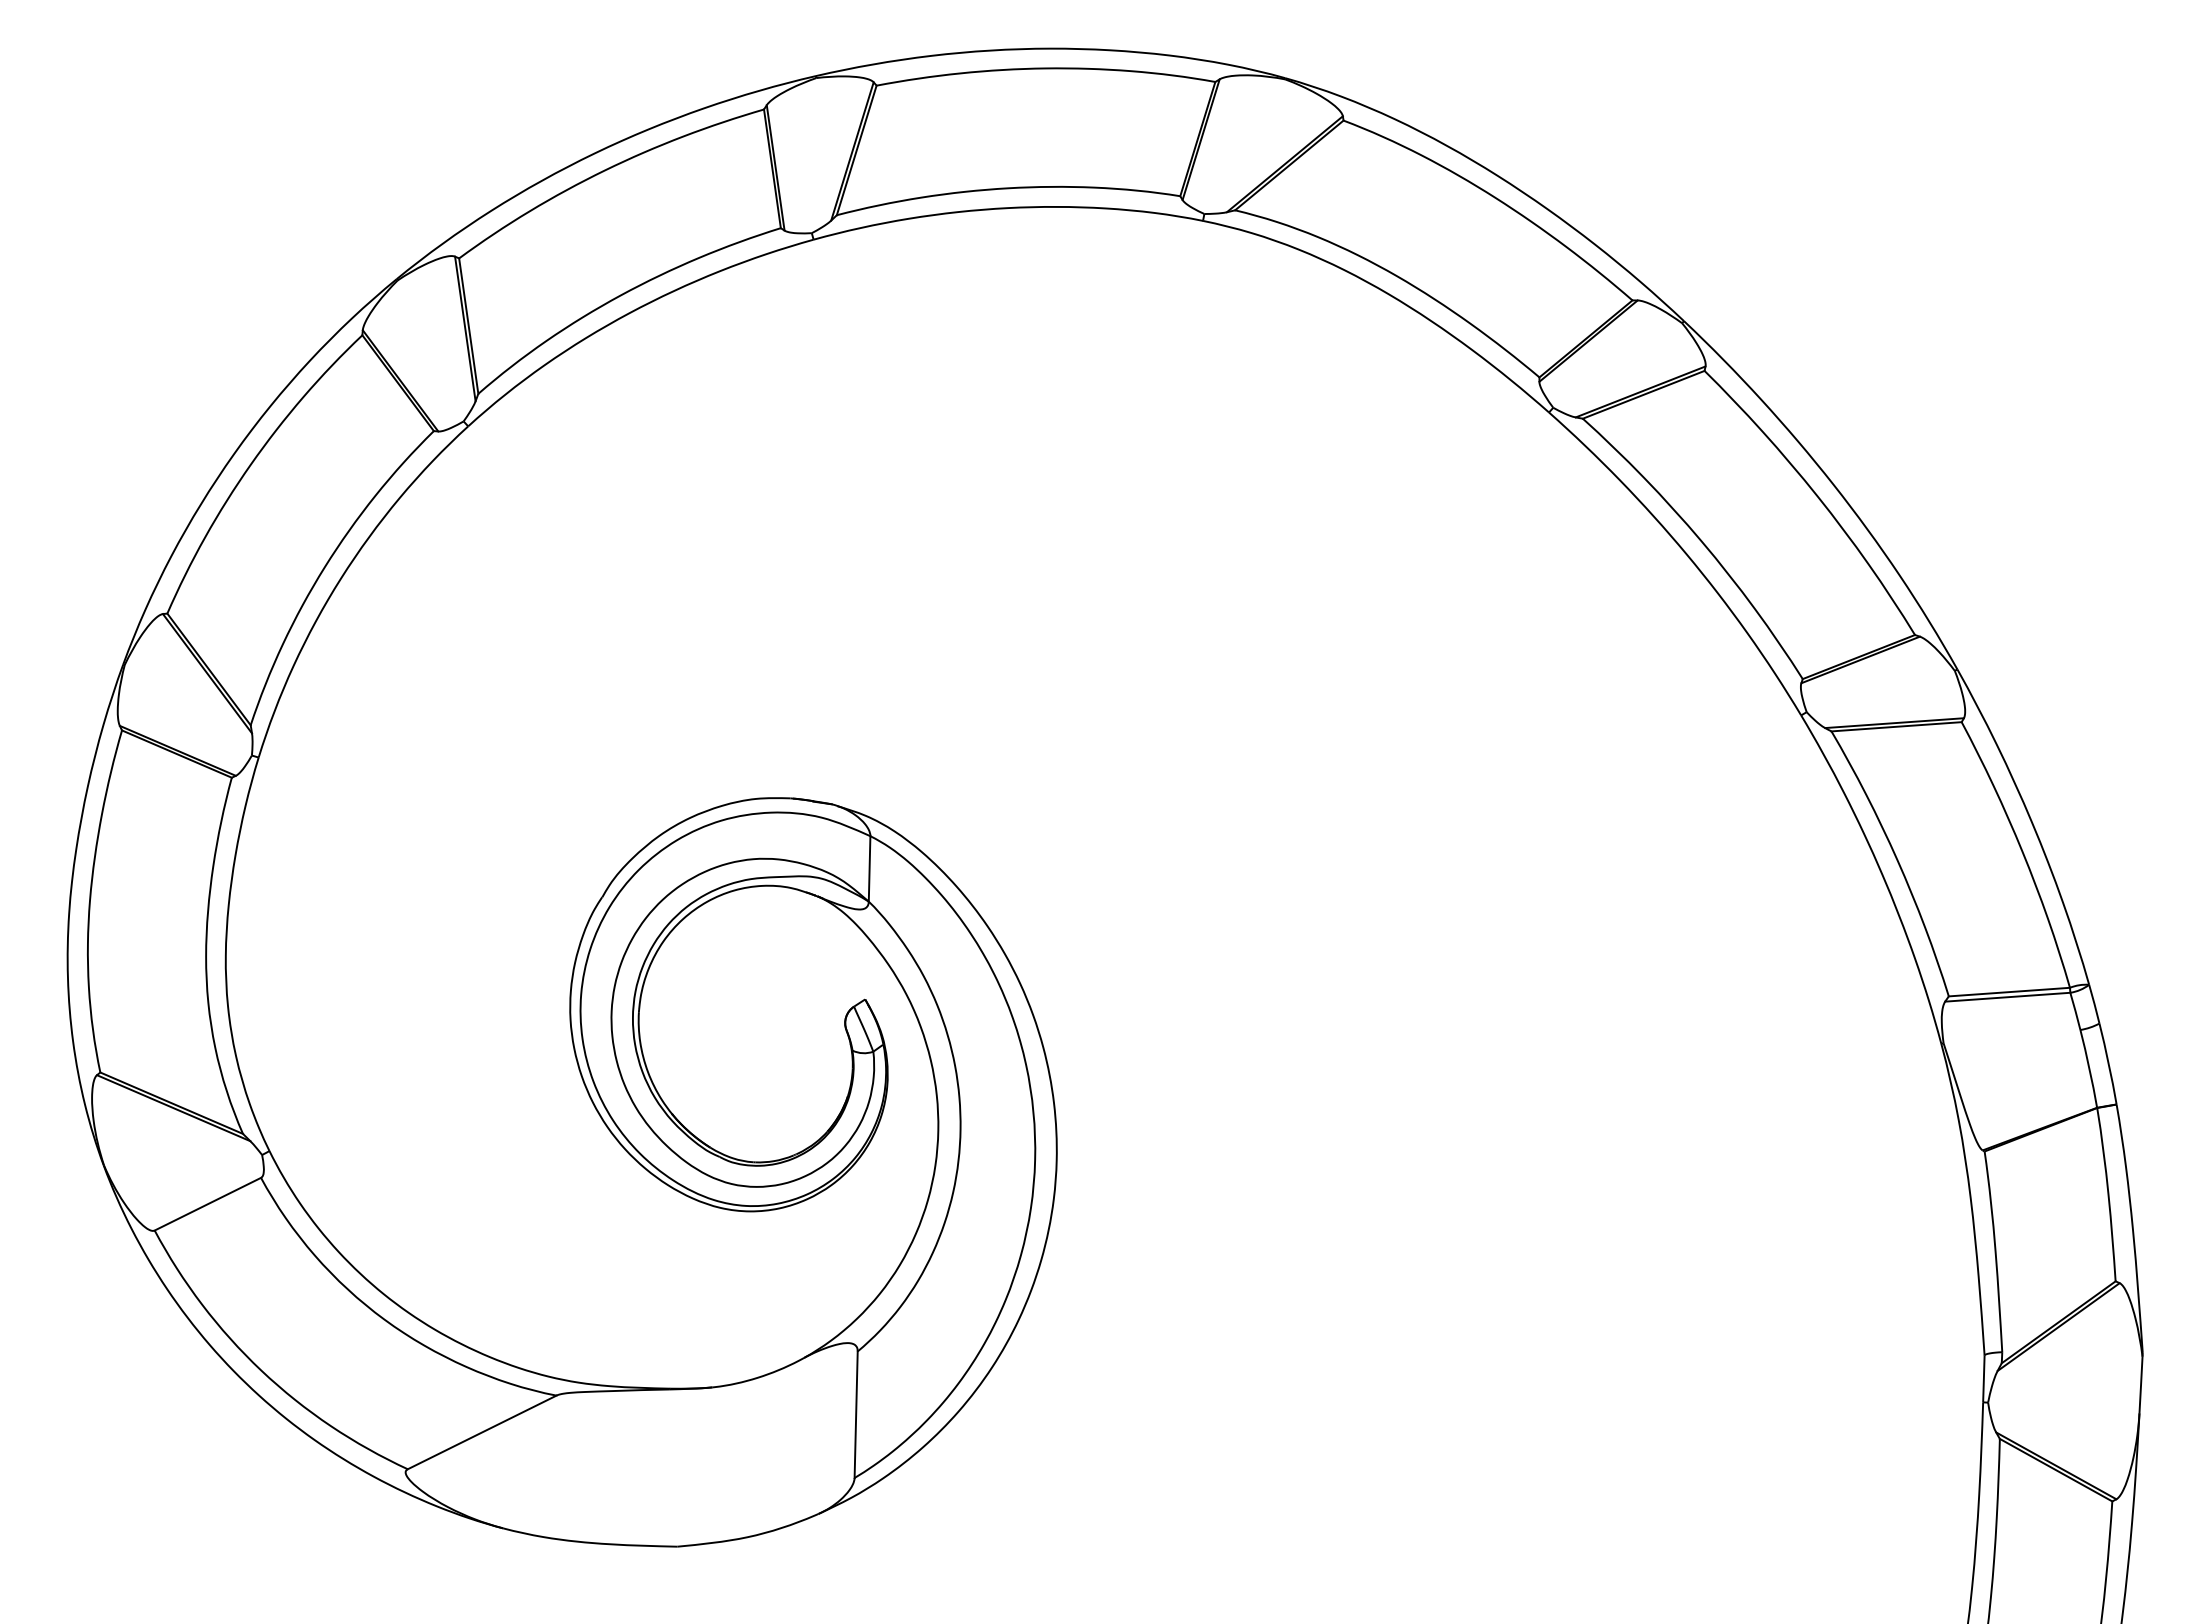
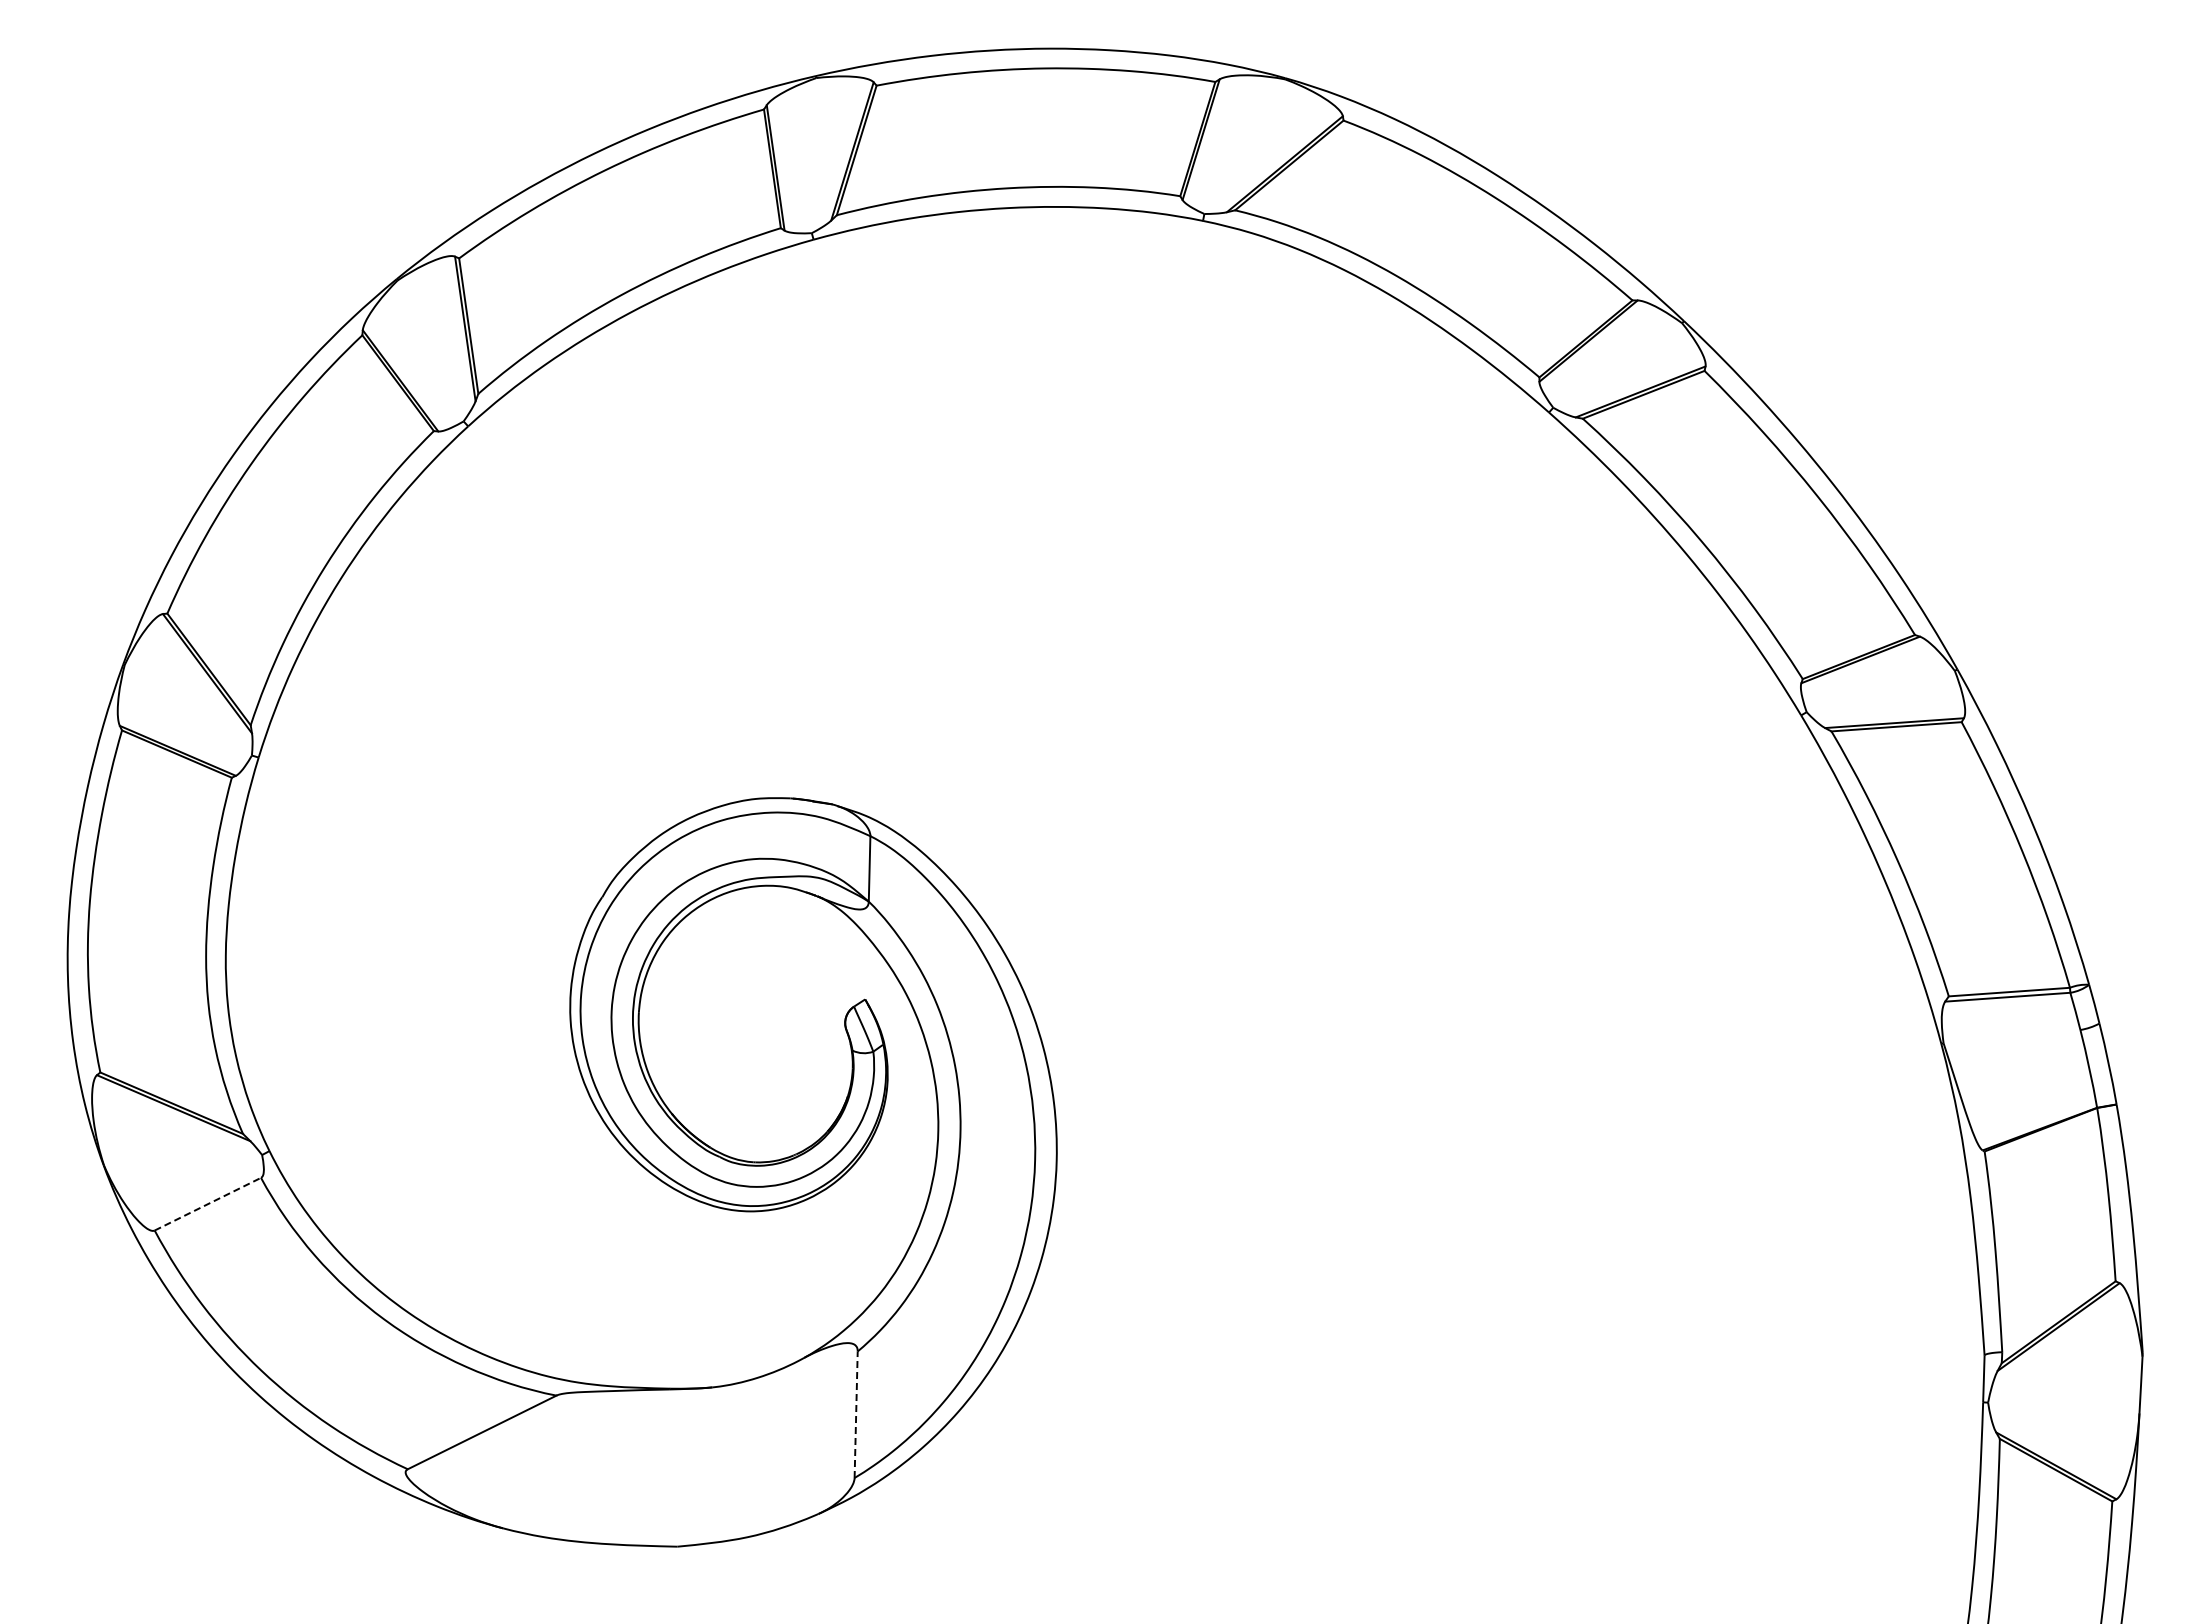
line: solid -> dashed (208, 1203)
line: solid -> dashed (856, 1414)
